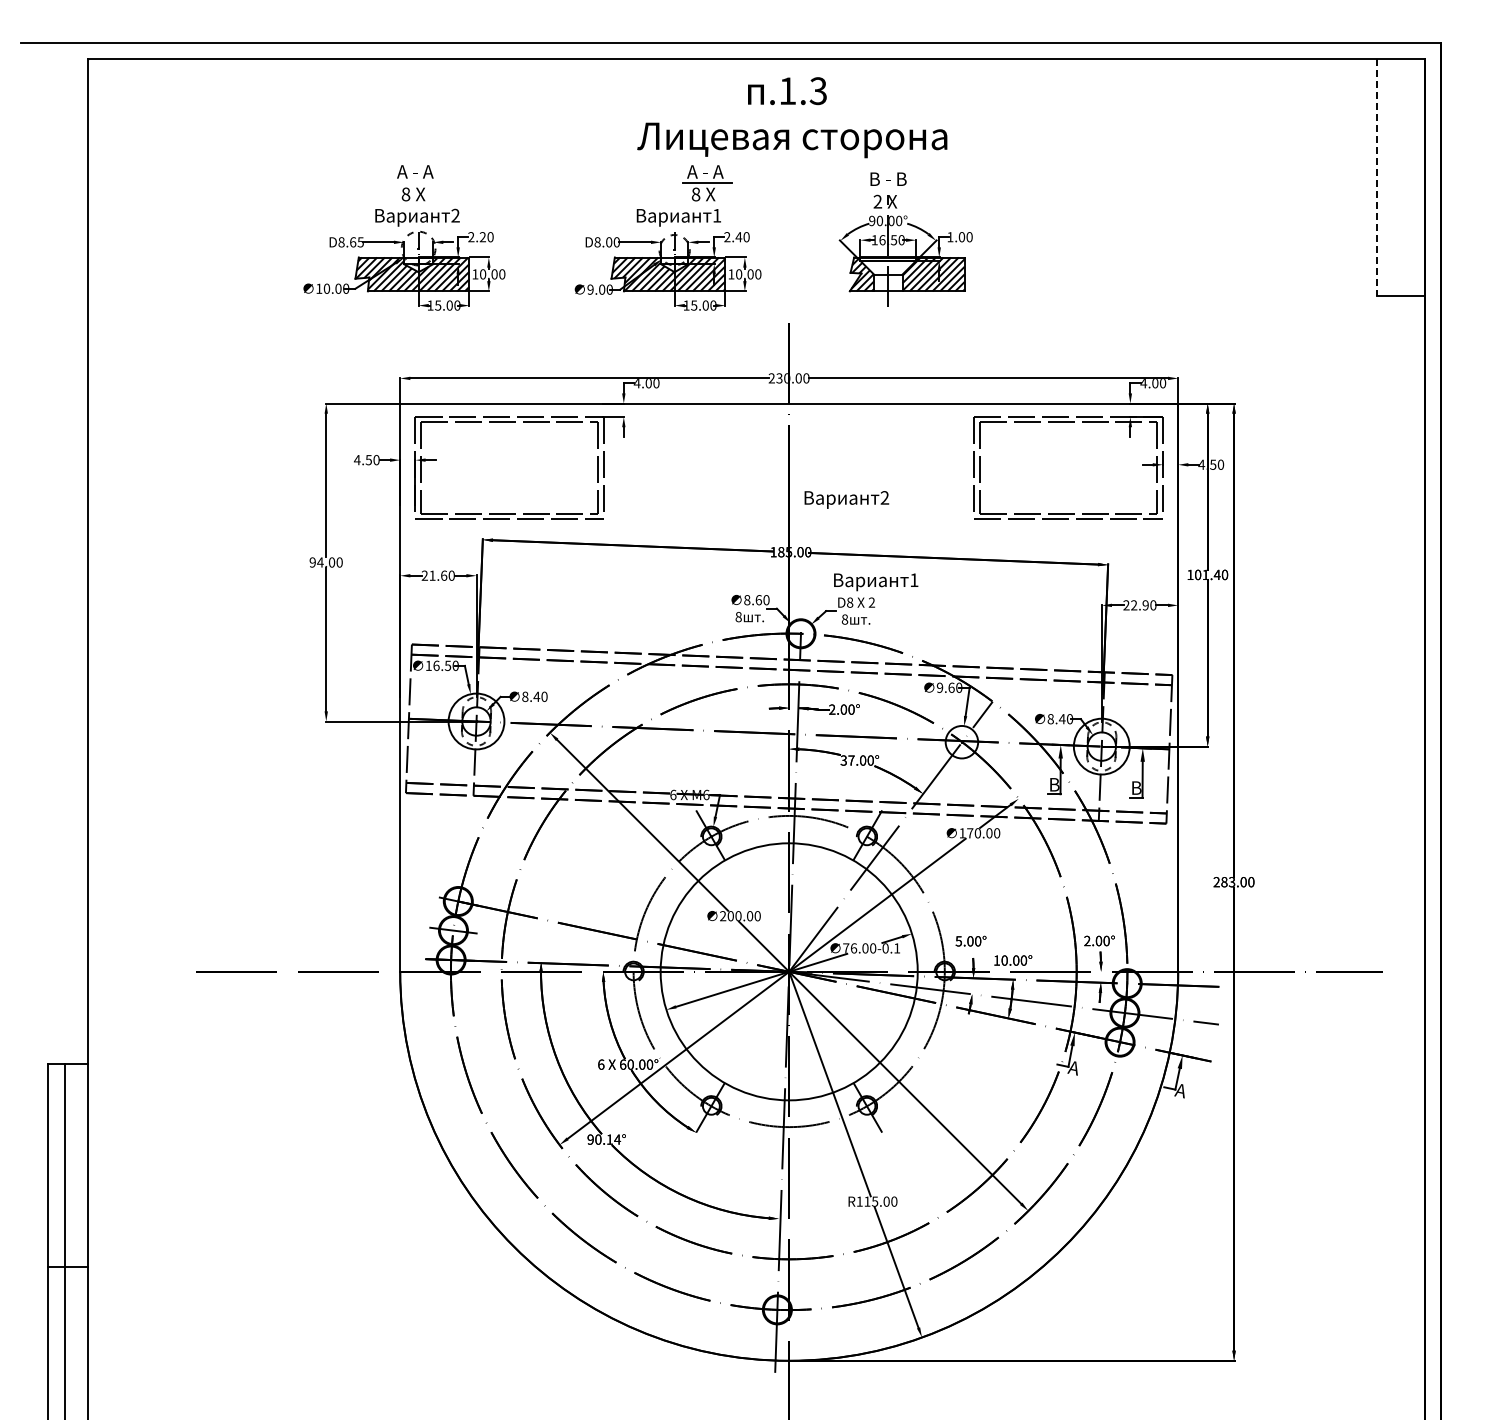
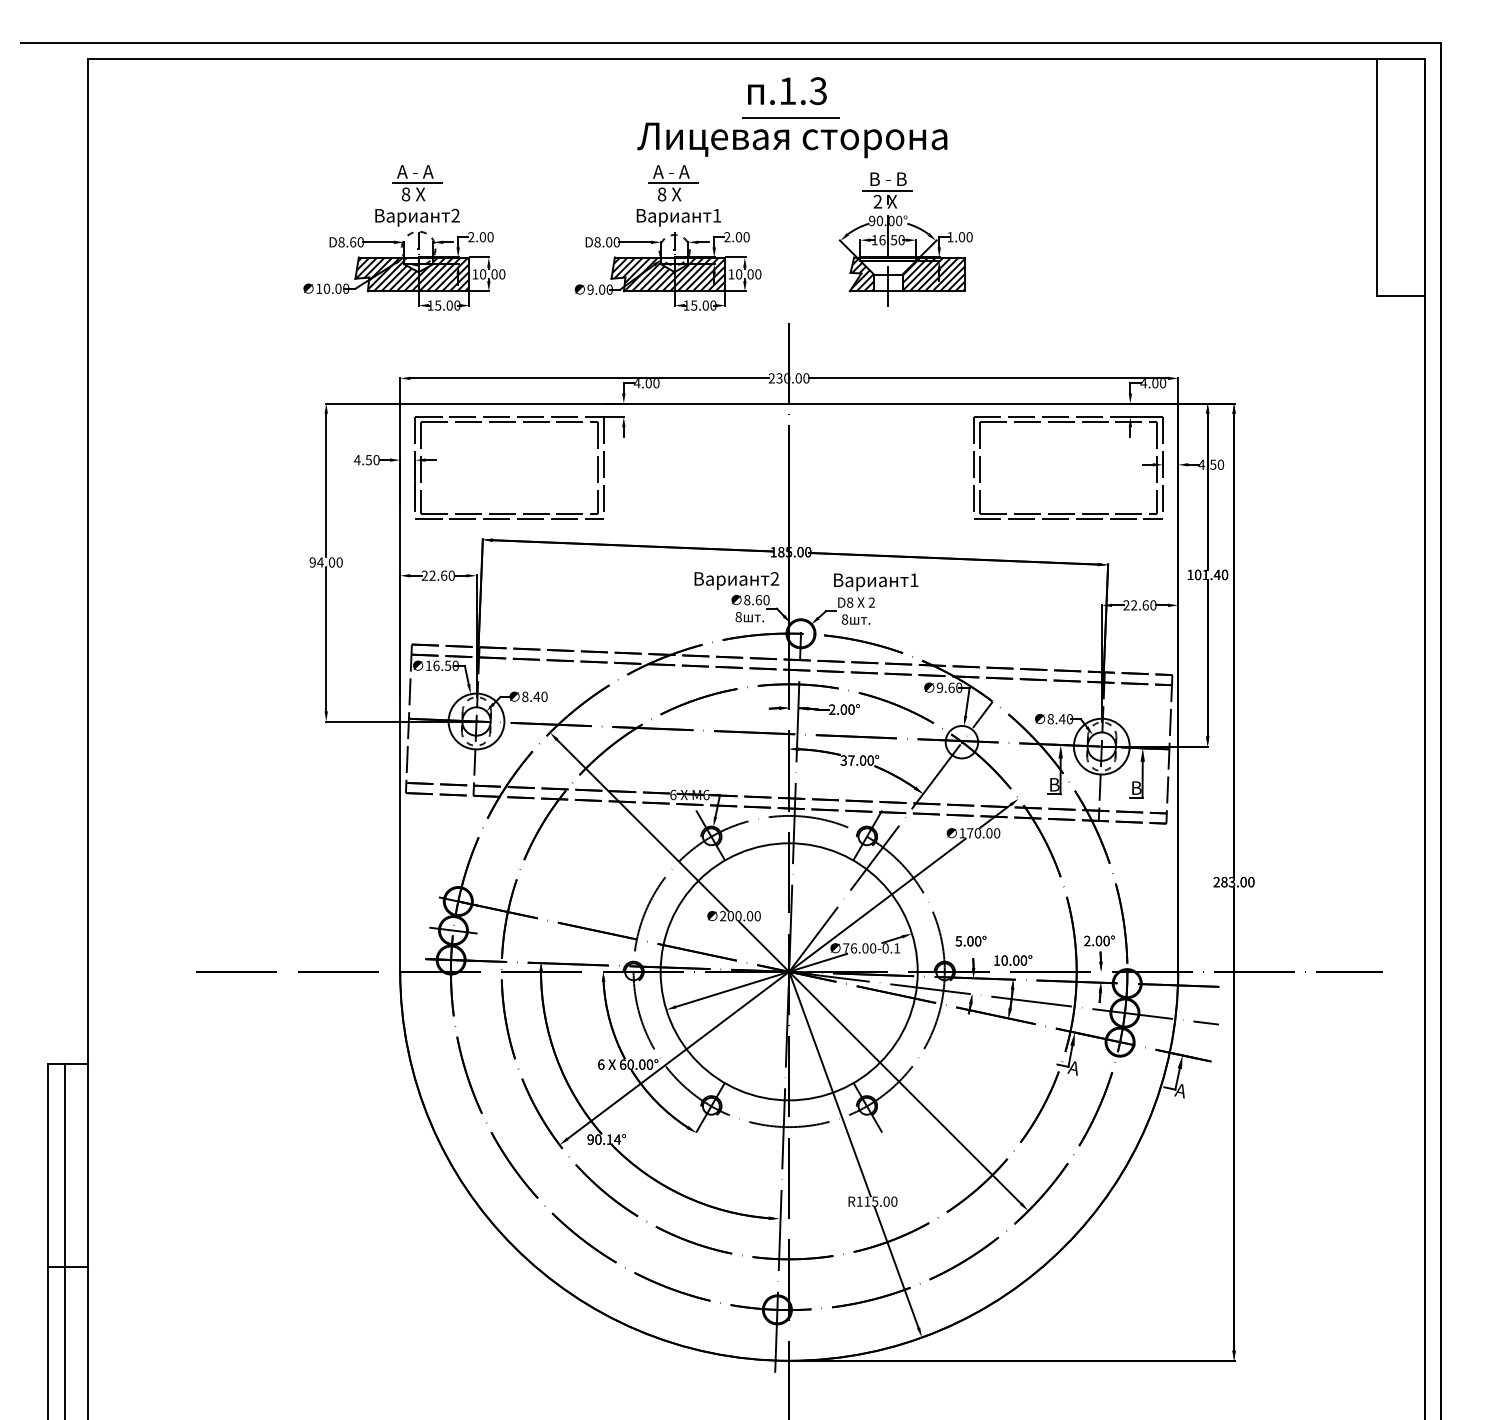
line: none -> present (790, 117)
line: dashed -> solid (1377, 178)
line: none -> present (417, 182)
part position: (707, 183) -> (673, 183) (673, 183)
line: none -> present (887, 191)
text: 2.20 -> 2.00 (482, 237)
text: 2.40 -> 2.00 (738, 237)
text: D8.65 -> D8.60 (360, 242)
text position: (846, 499) -> (736, 580) (736, 580)
text: 21.60 -> 22.60 (432, 575)
text: 22.90 -> 22.60 (1145, 605)
